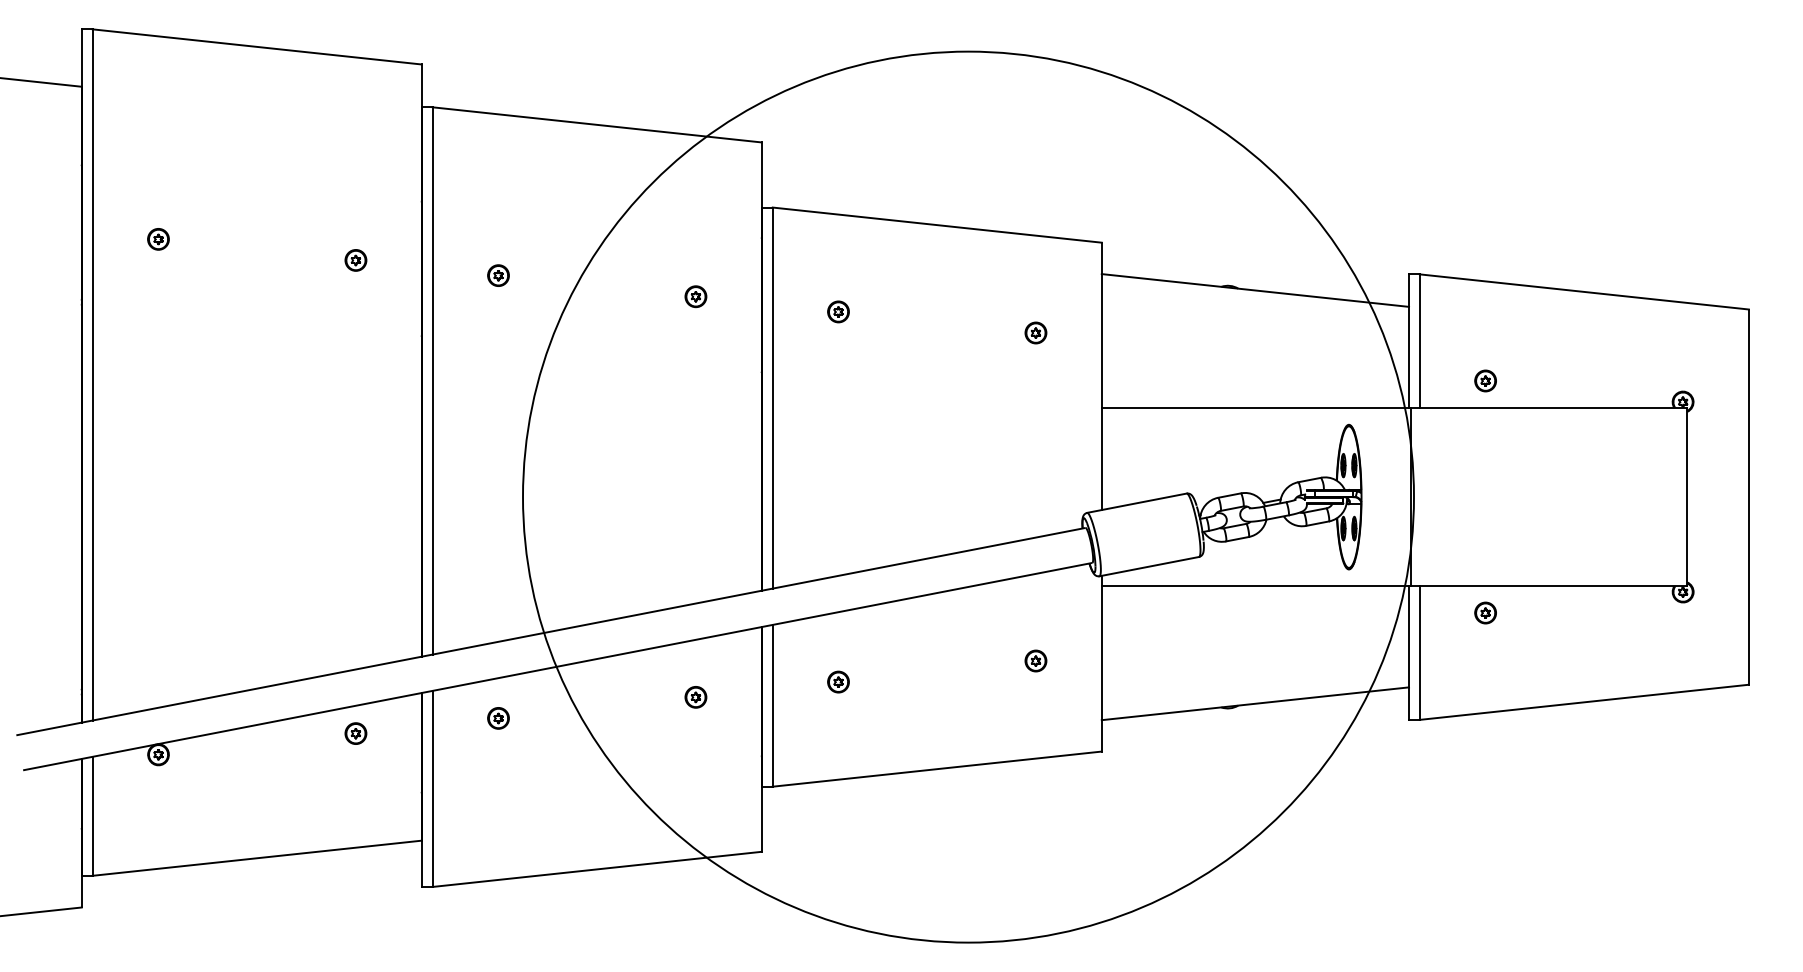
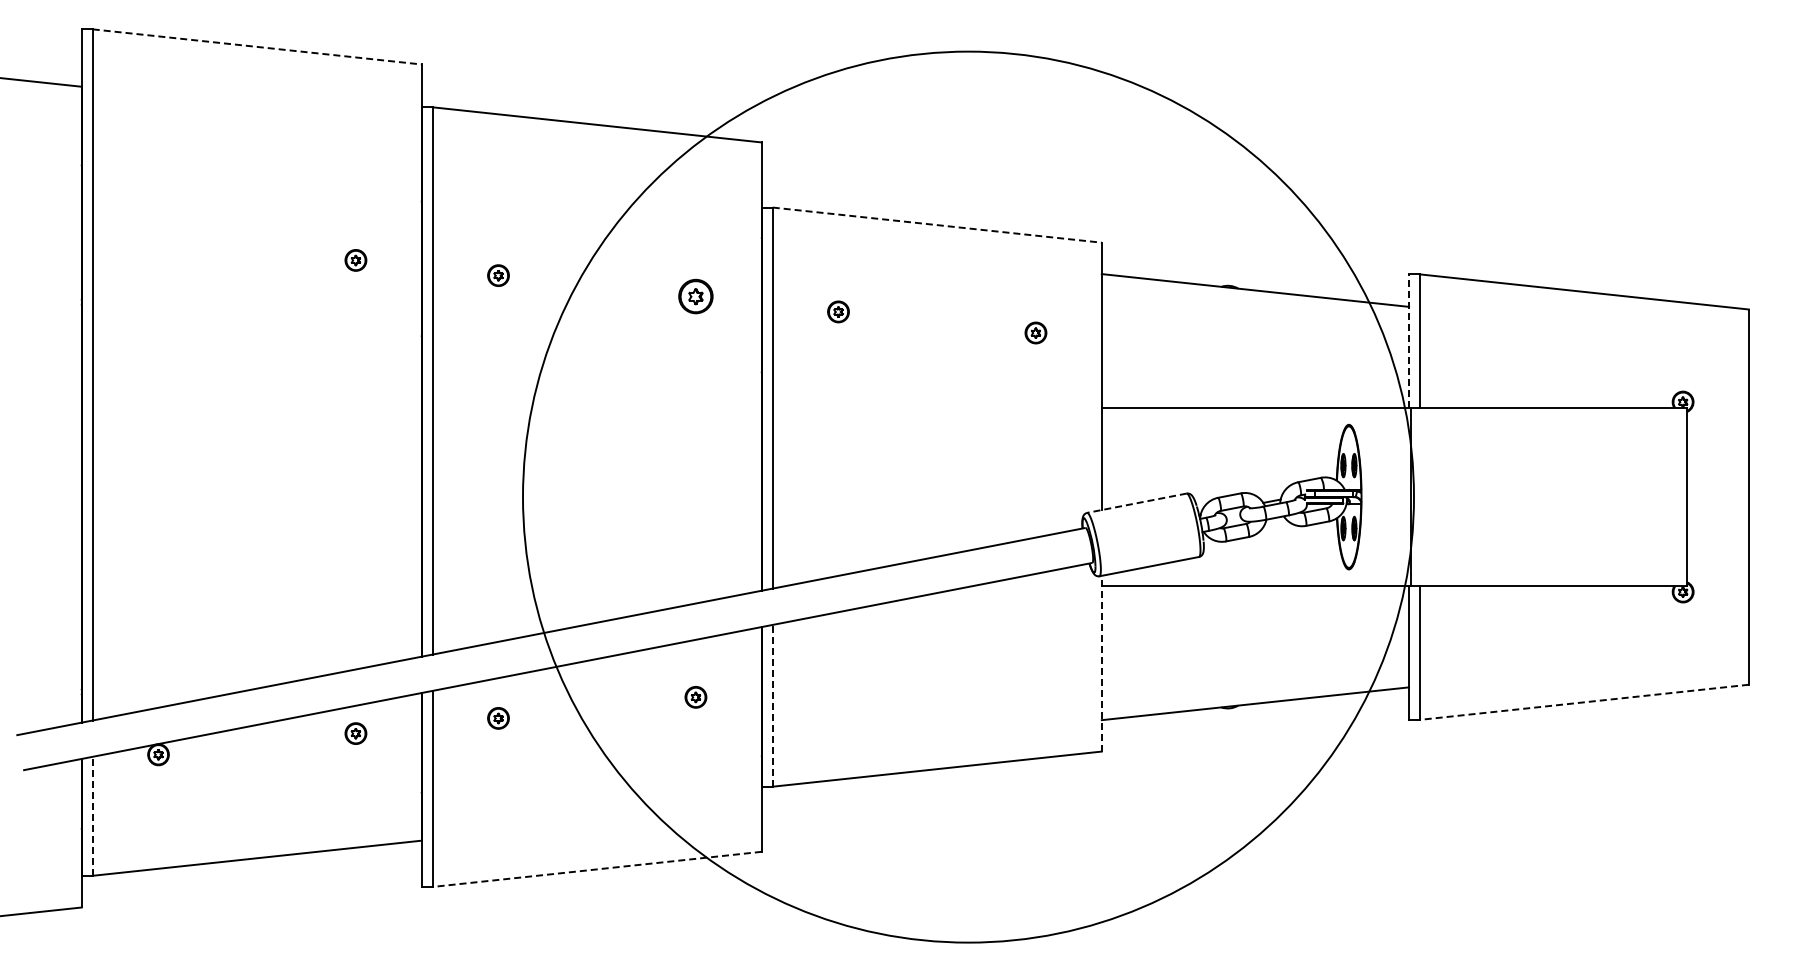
line: solid -> dashed (257, 46)
line: solid -> dashed (937, 225)
part: present -> none (158, 239)
part size: 24x24 px -> 36x37 px (695, 296)
line: solid -> dashed (1409, 341)
part: present -> none (1485, 380)
line: solid -> dashed (1136, 503)
part: present -> none (1485, 612)
part: present -> none (1035, 660)
line: solid -> dashed (1101, 663)
part: present -> none (838, 681)
line: solid -> dashed (1583, 702)
line: solid -> dashed (772, 705)
line: solid -> dashed (92, 815)
line: solid -> dashed (596, 869)
